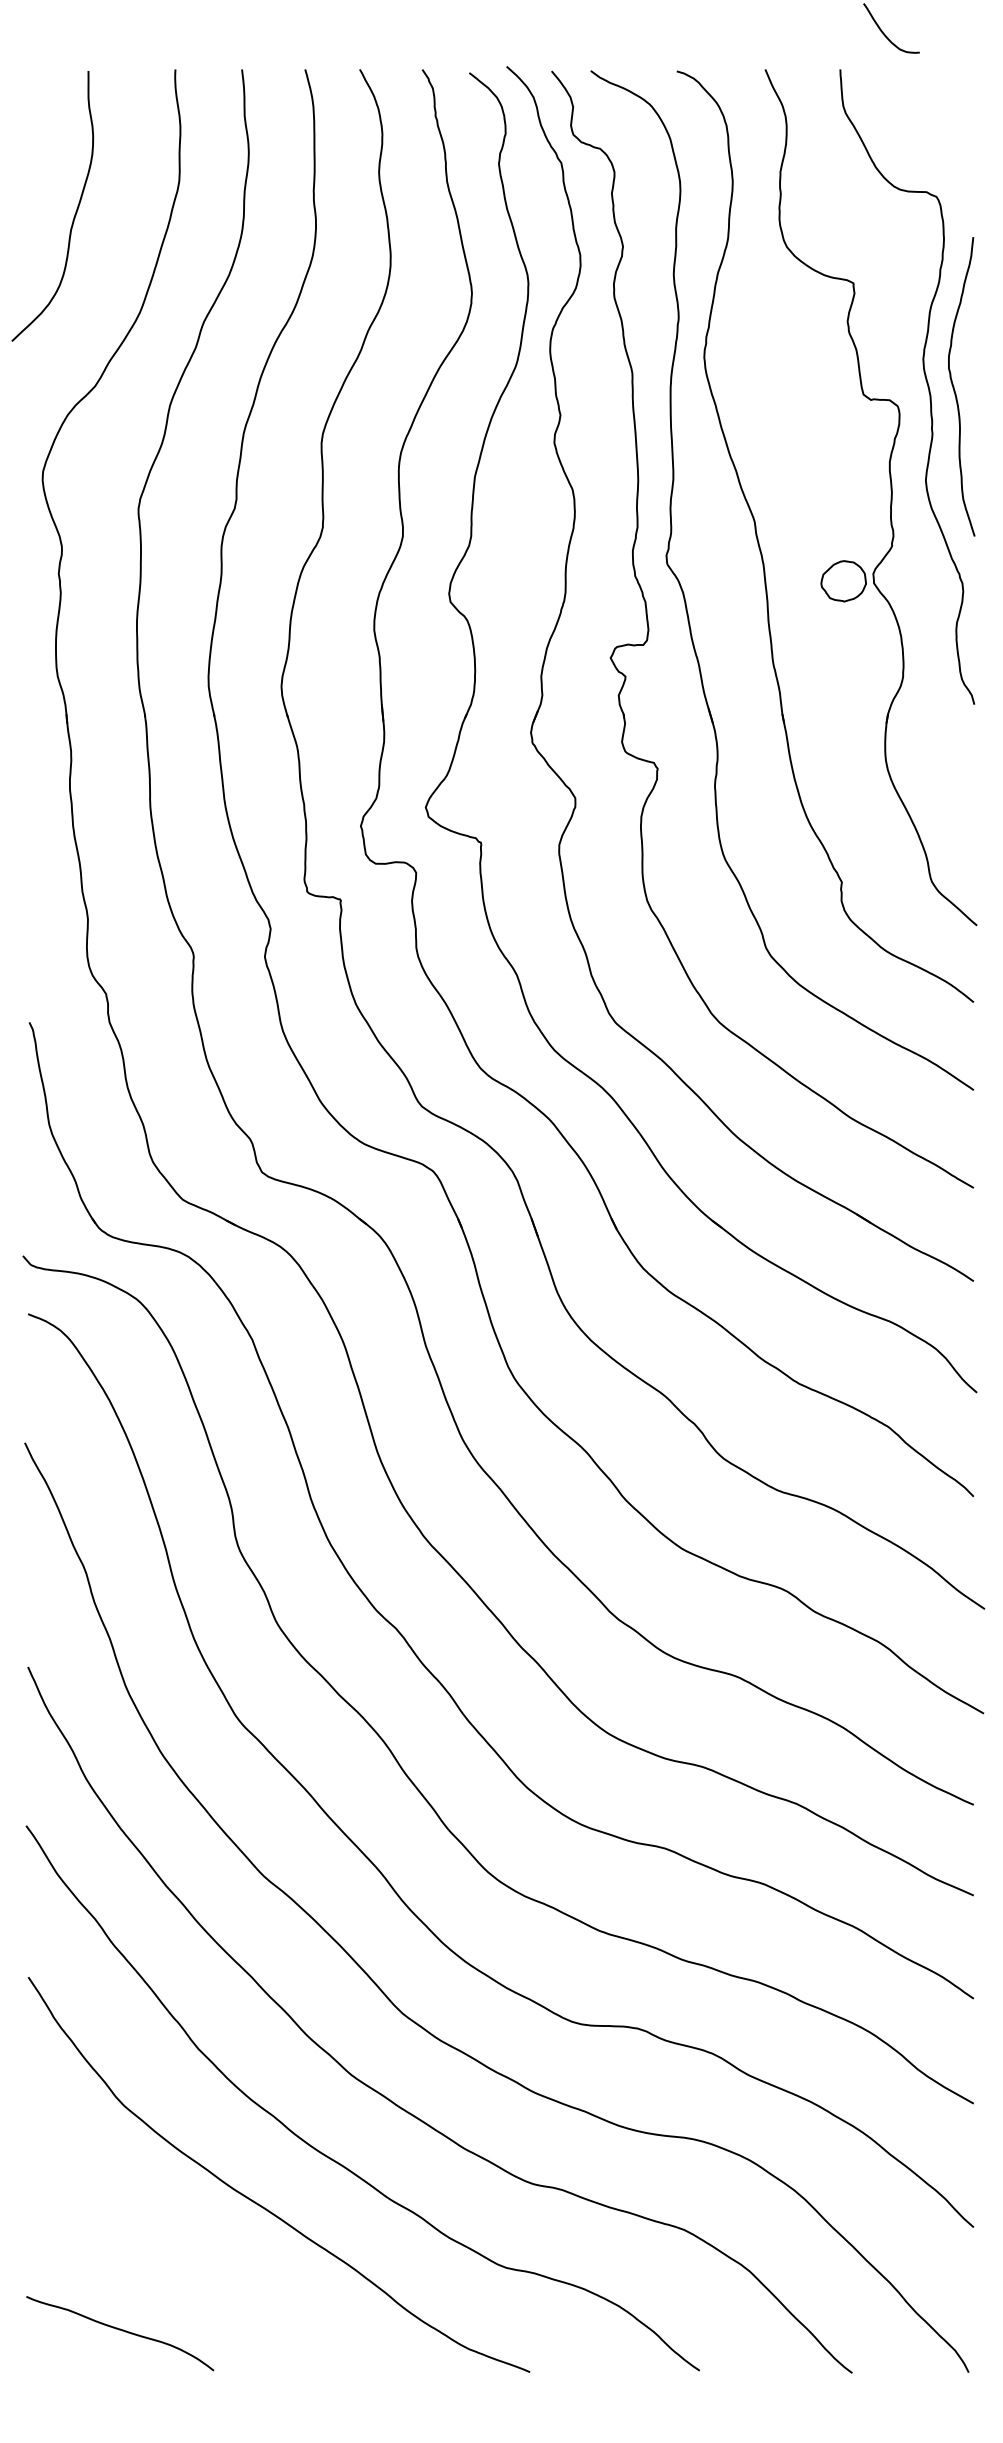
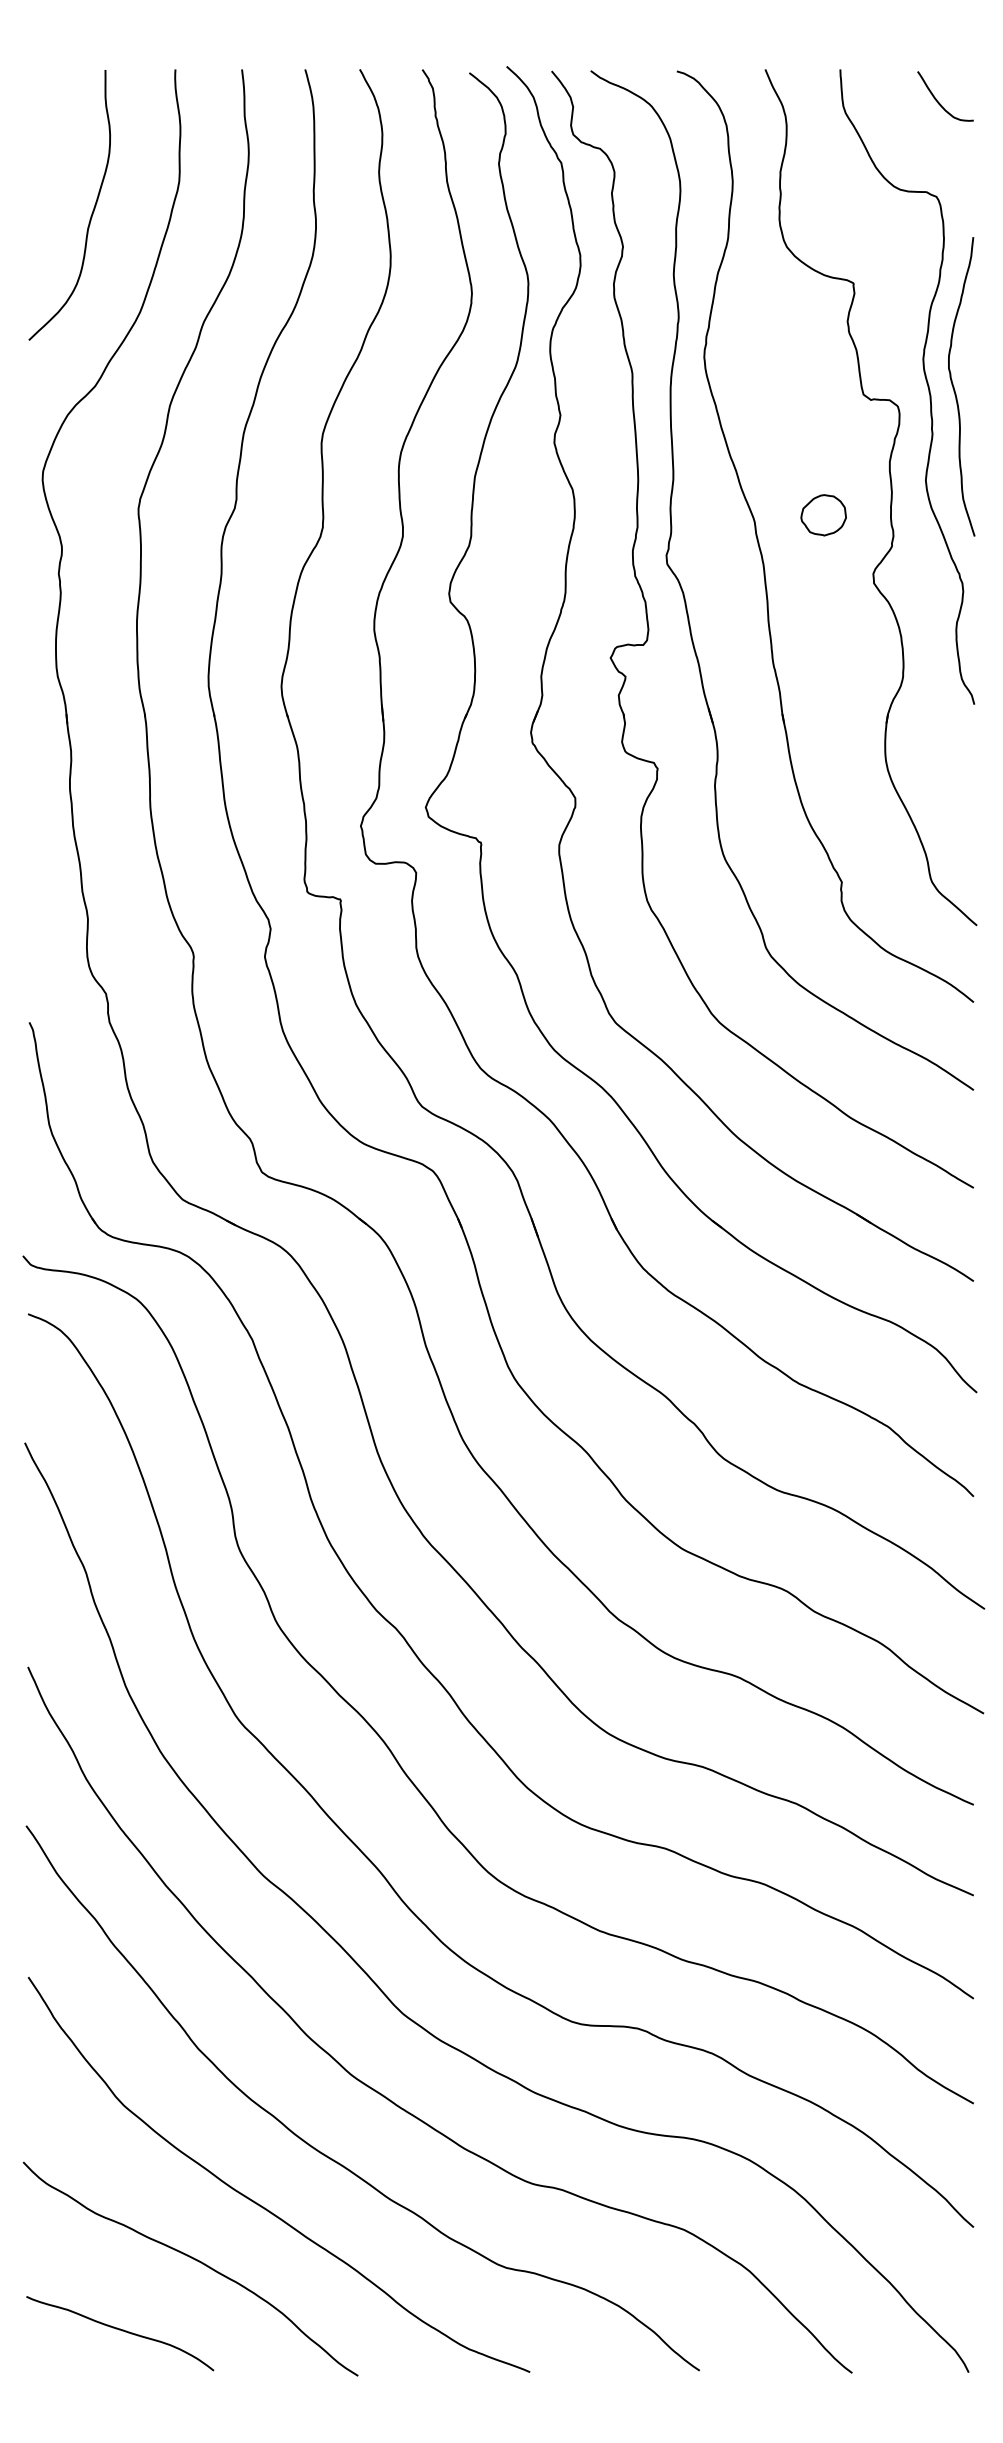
curve position: (885, 34) -> (939, 102) (939, 102)
curve position: (74, 214) -> (91, 213) (91, 213)
part position: (843, 581) -> (823, 515) (823, 515)
curve: none -> present (195, 2260)
